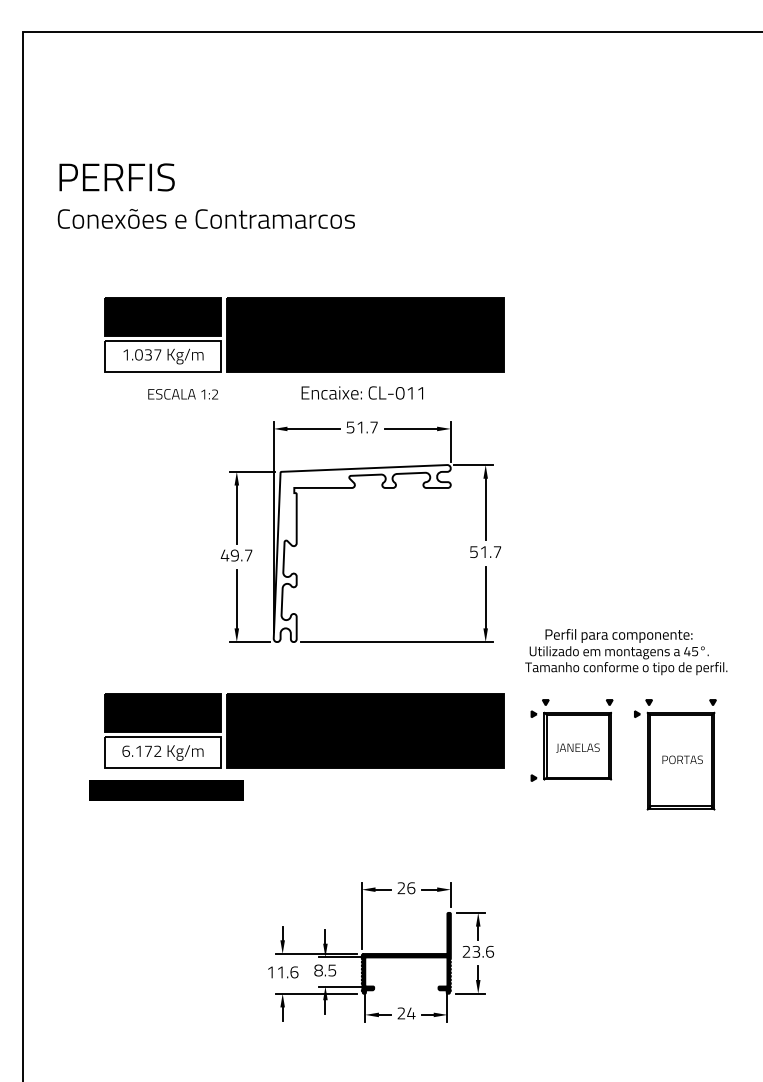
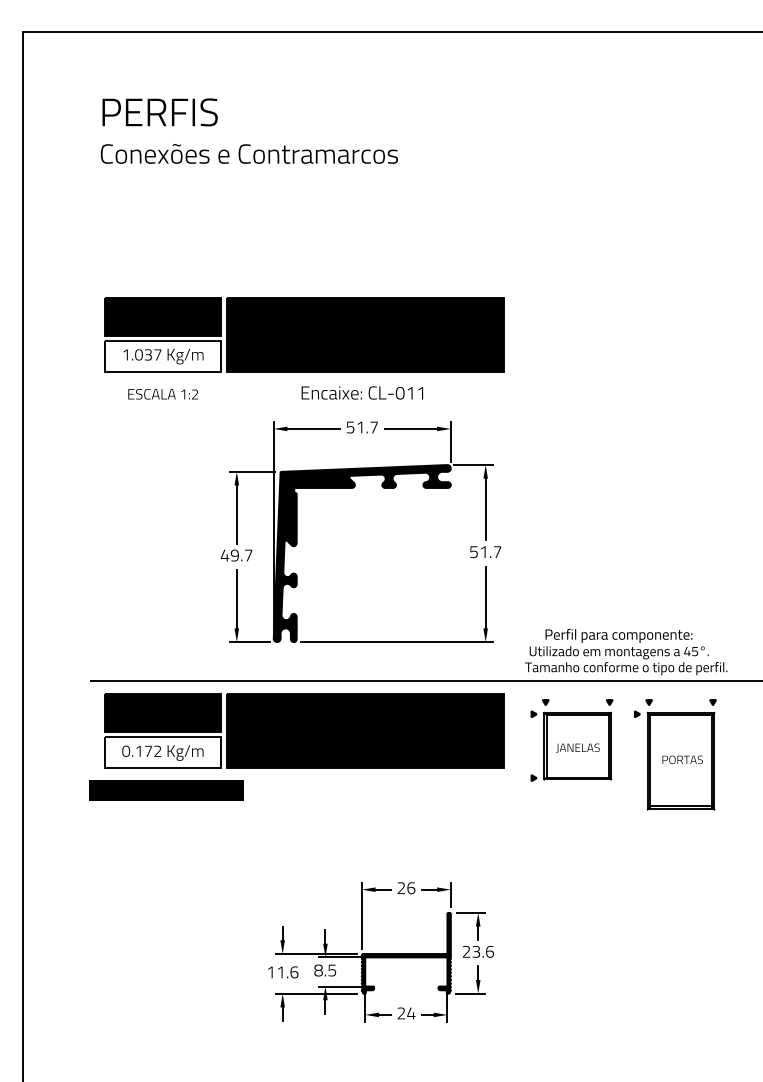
text position: (205, 195) -> (248, 130) (248, 130)
text position: (183, 394) -> (163, 394) (163, 394)
fill: none -> present (361, 553)
line: none -> present (425, 680)
text: 6.172 -> 0.172 (126, 750)
